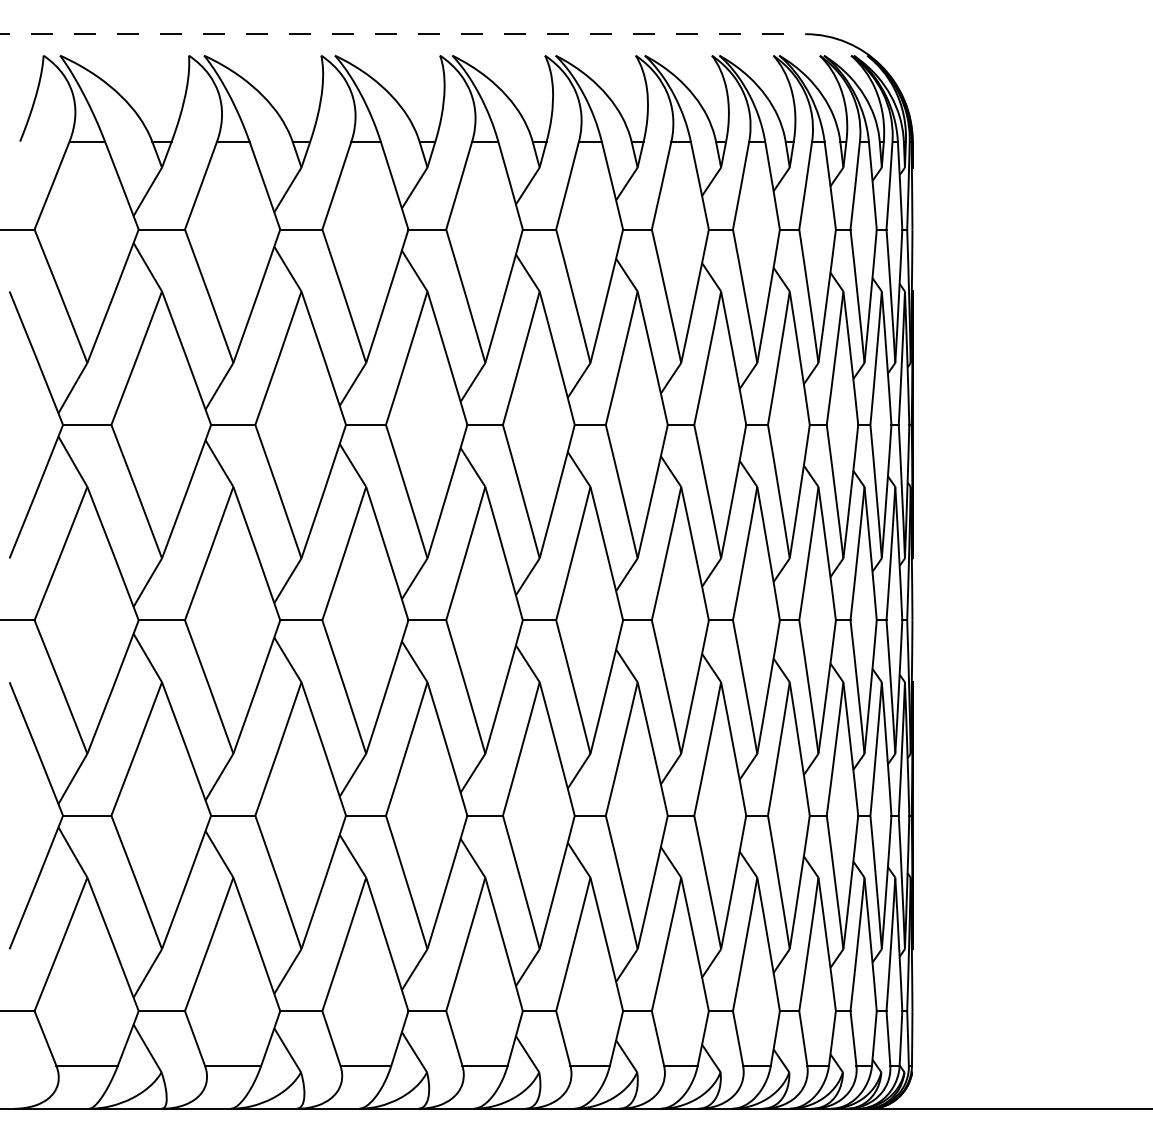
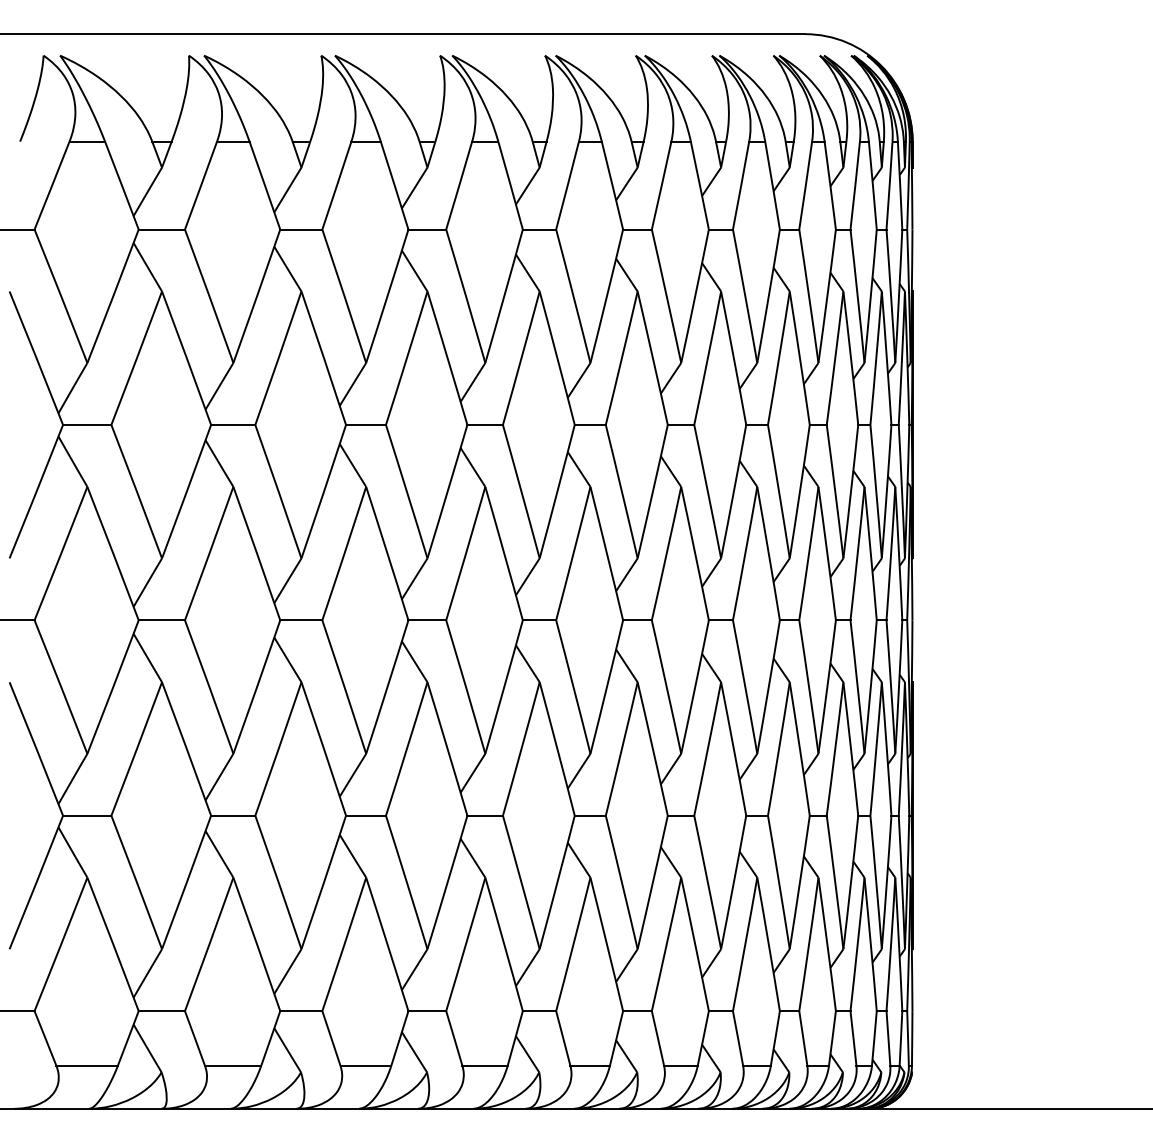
line: dashed -> solid (403, 34)
